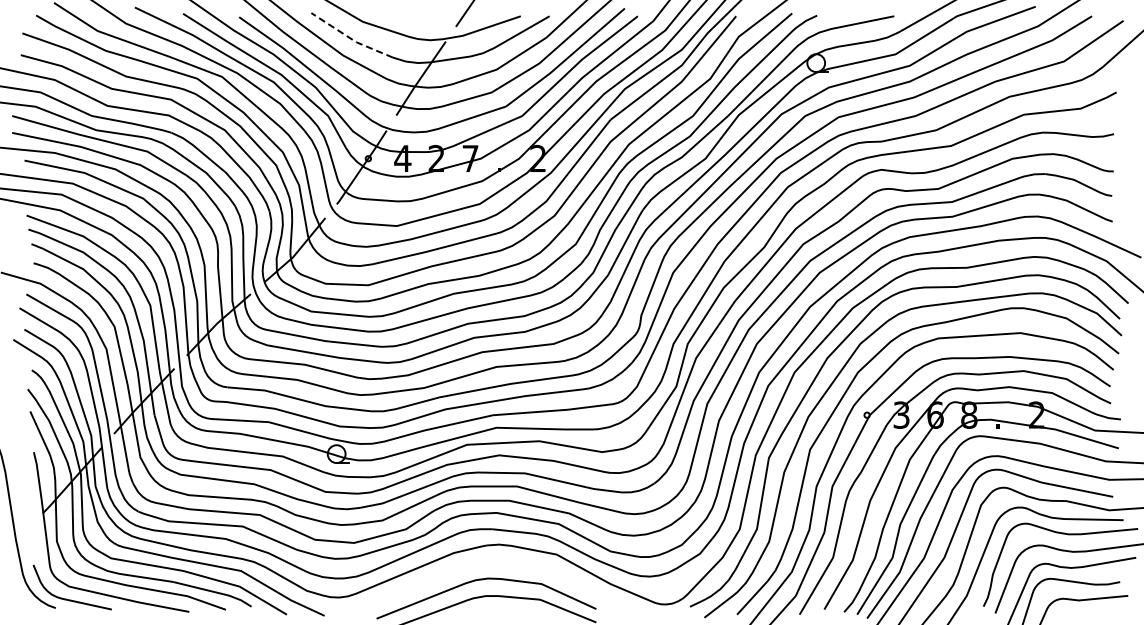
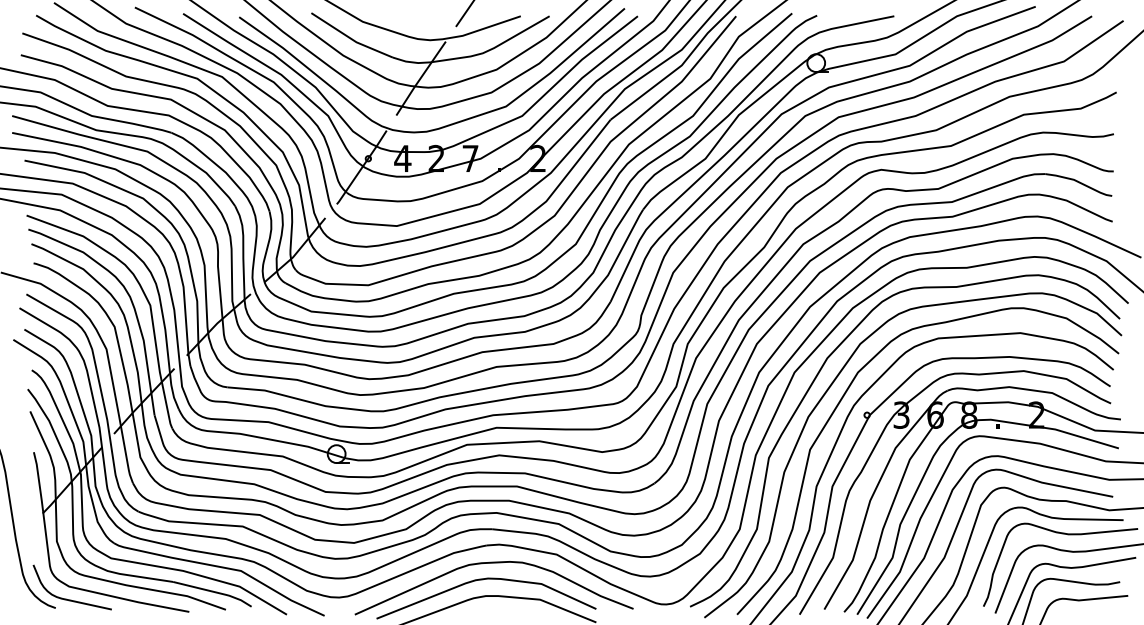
line: dashed -> solid (350, 38)
curve: none -> present (493, 563)
